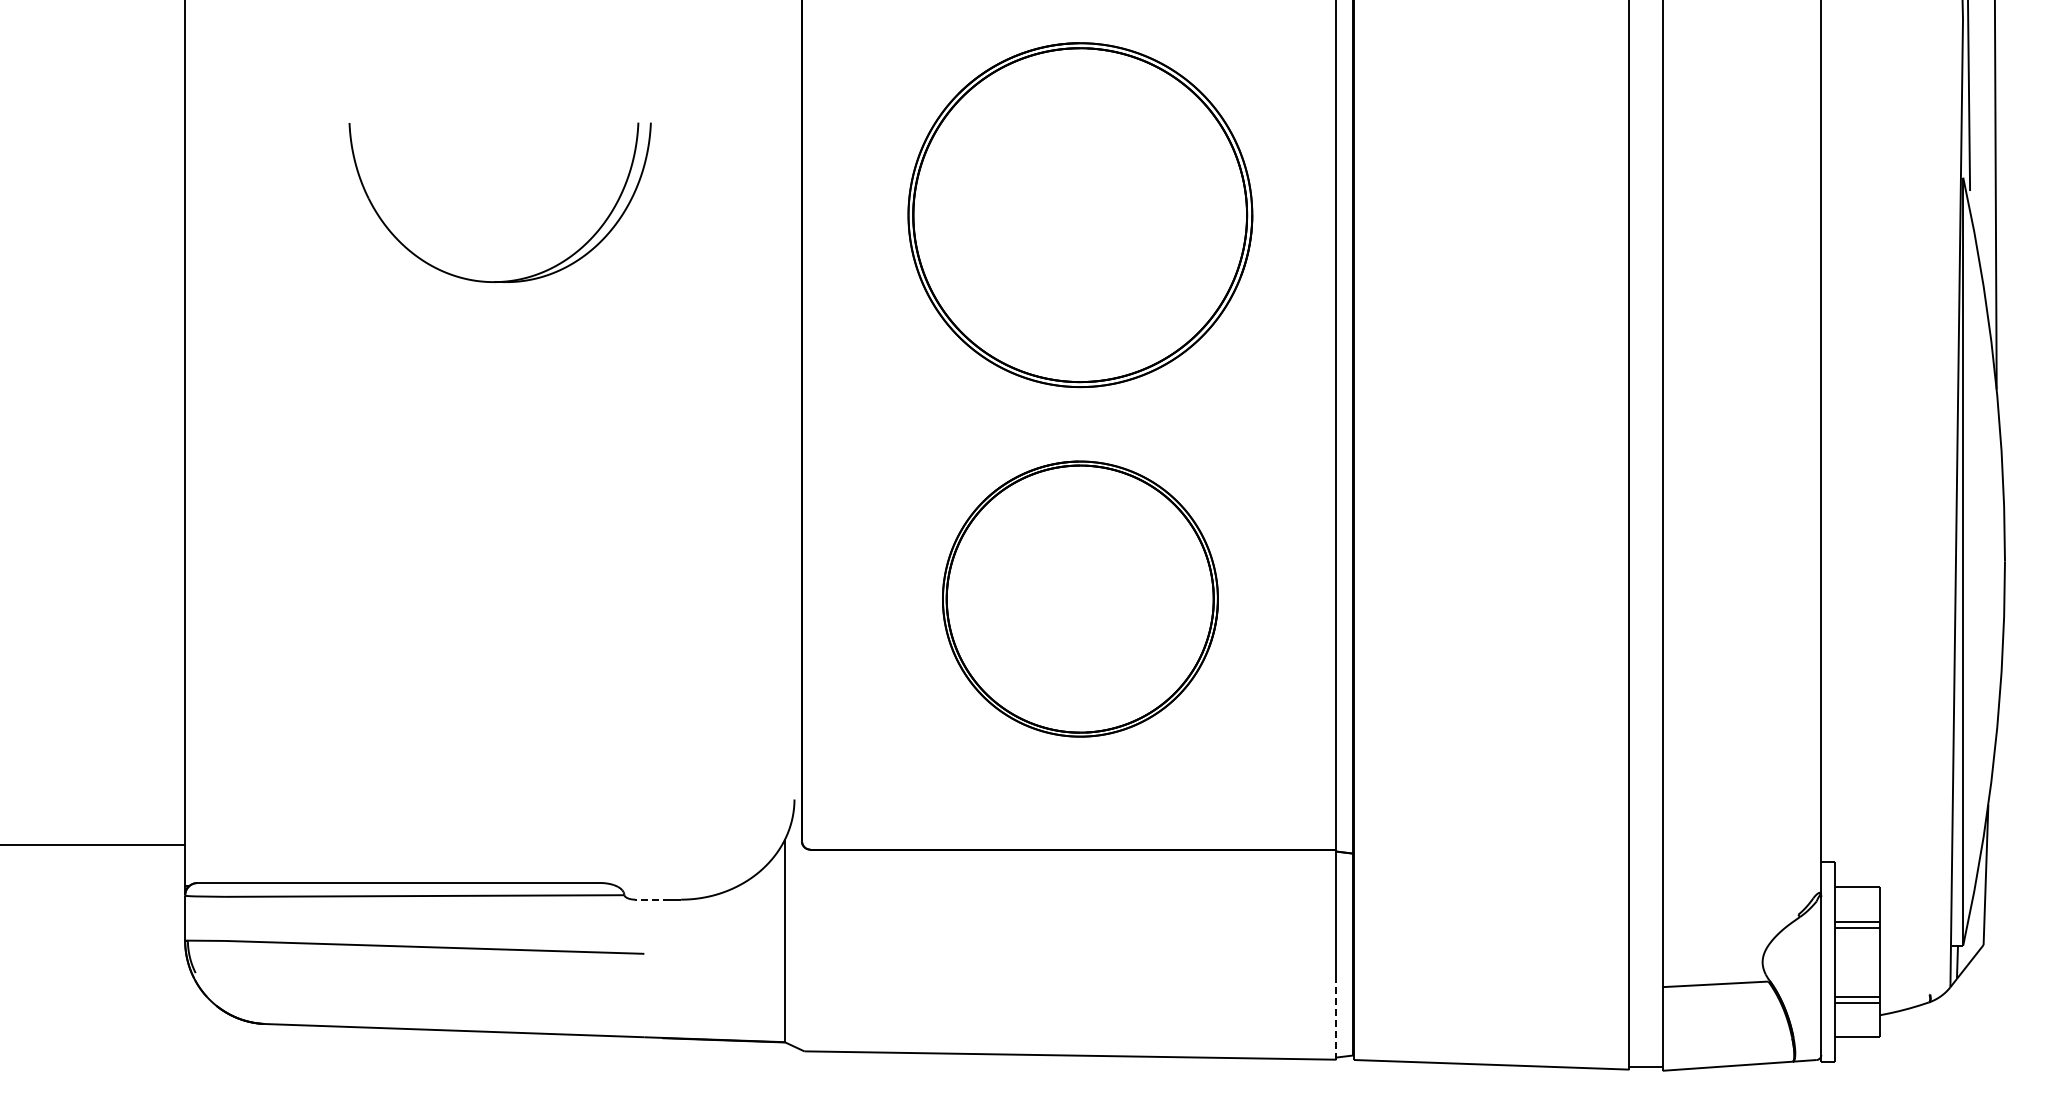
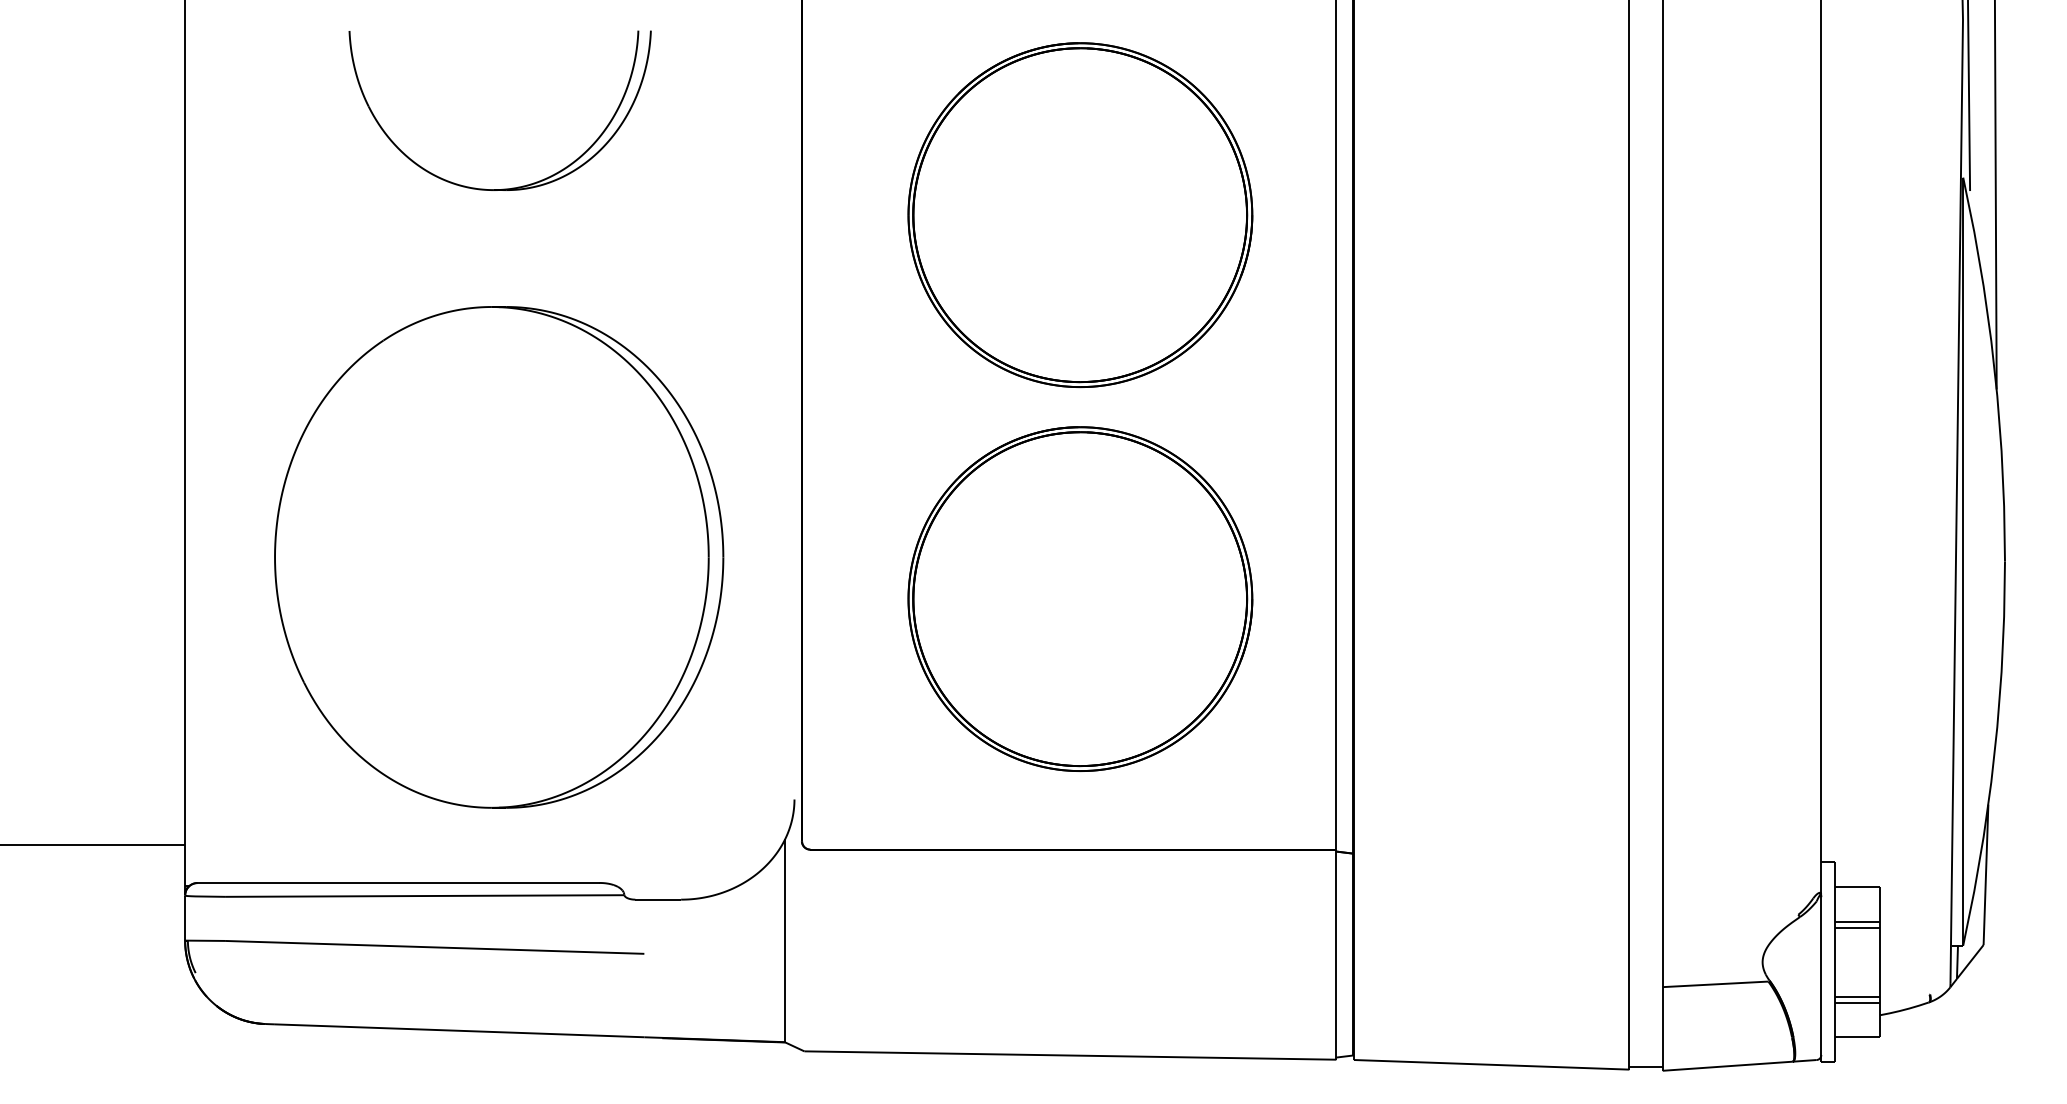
part position: (502, 280) -> (502, 188) (502, 188)
part: none -> present (499, 557)
part size: 277x278 px -> 347x346 px (1080, 598)
line: dashed -> solid (652, 899)
line: dashed -> solid (1336, 1017)
